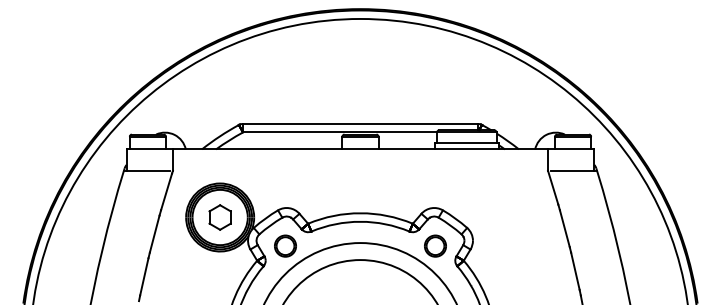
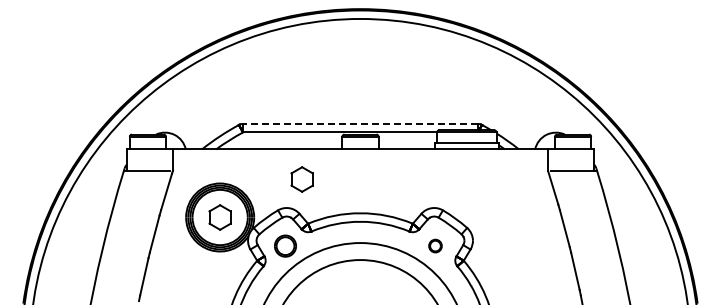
line: solid -> dashed (360, 123)
part: none -> present (301, 179)
part size: 23x24 px -> 15x16 px (435, 245)
